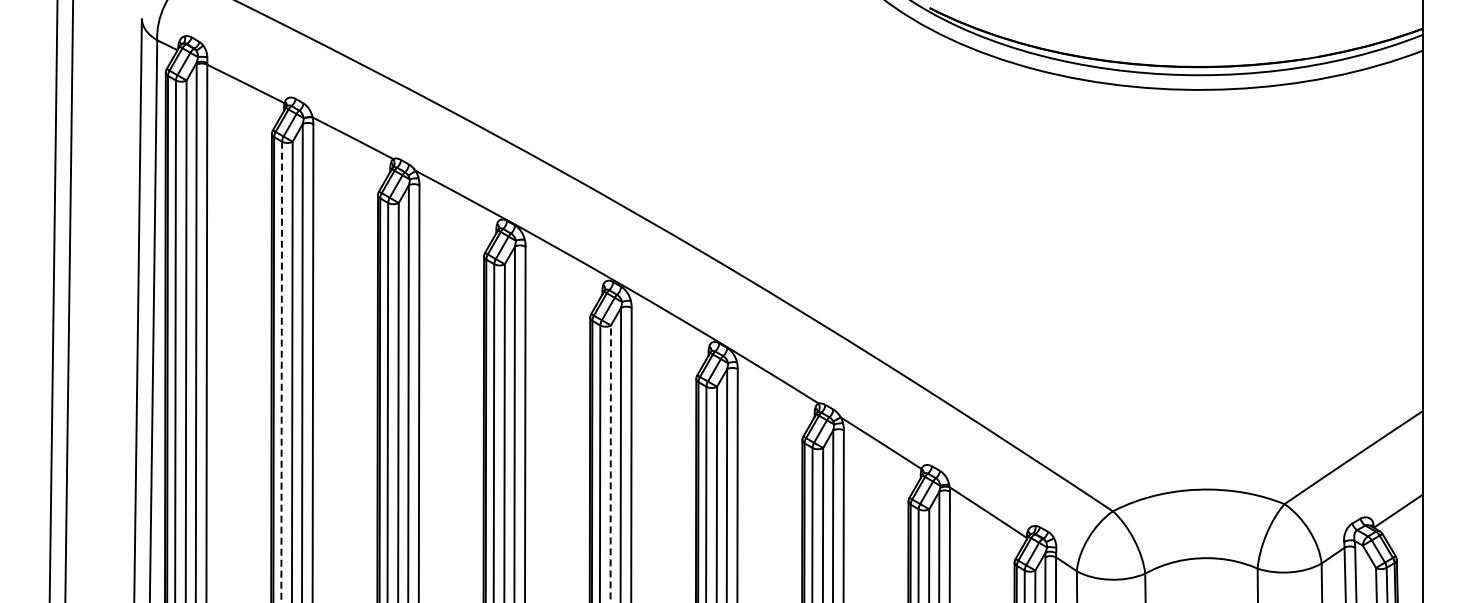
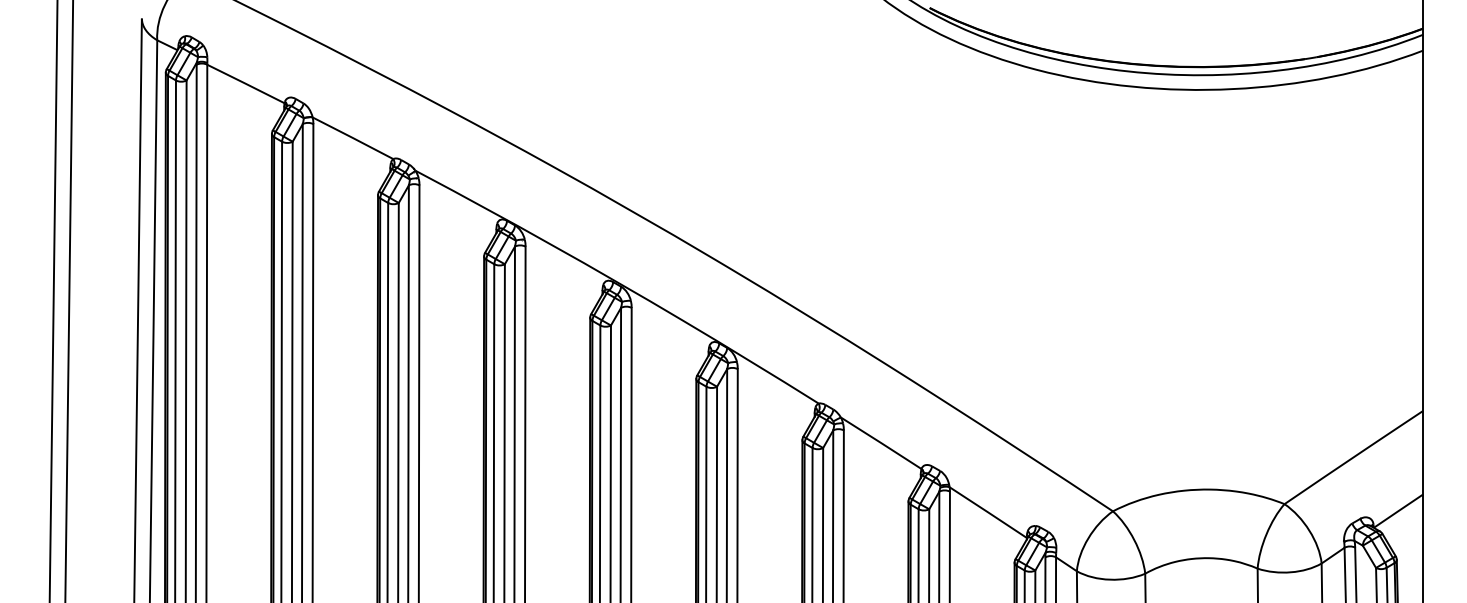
line: dashed -> solid (281, 372)
line: dashed -> solid (610, 463)
